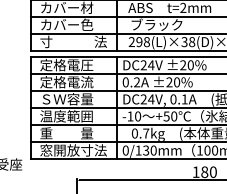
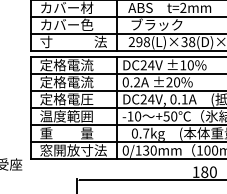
text: 定格電圧 -> 定格電流 (87, 65)
text: ±20%%% -> ±10%%% (183, 65)
text: ＳＷ容量 -> 定格電圧 (66, 99)
